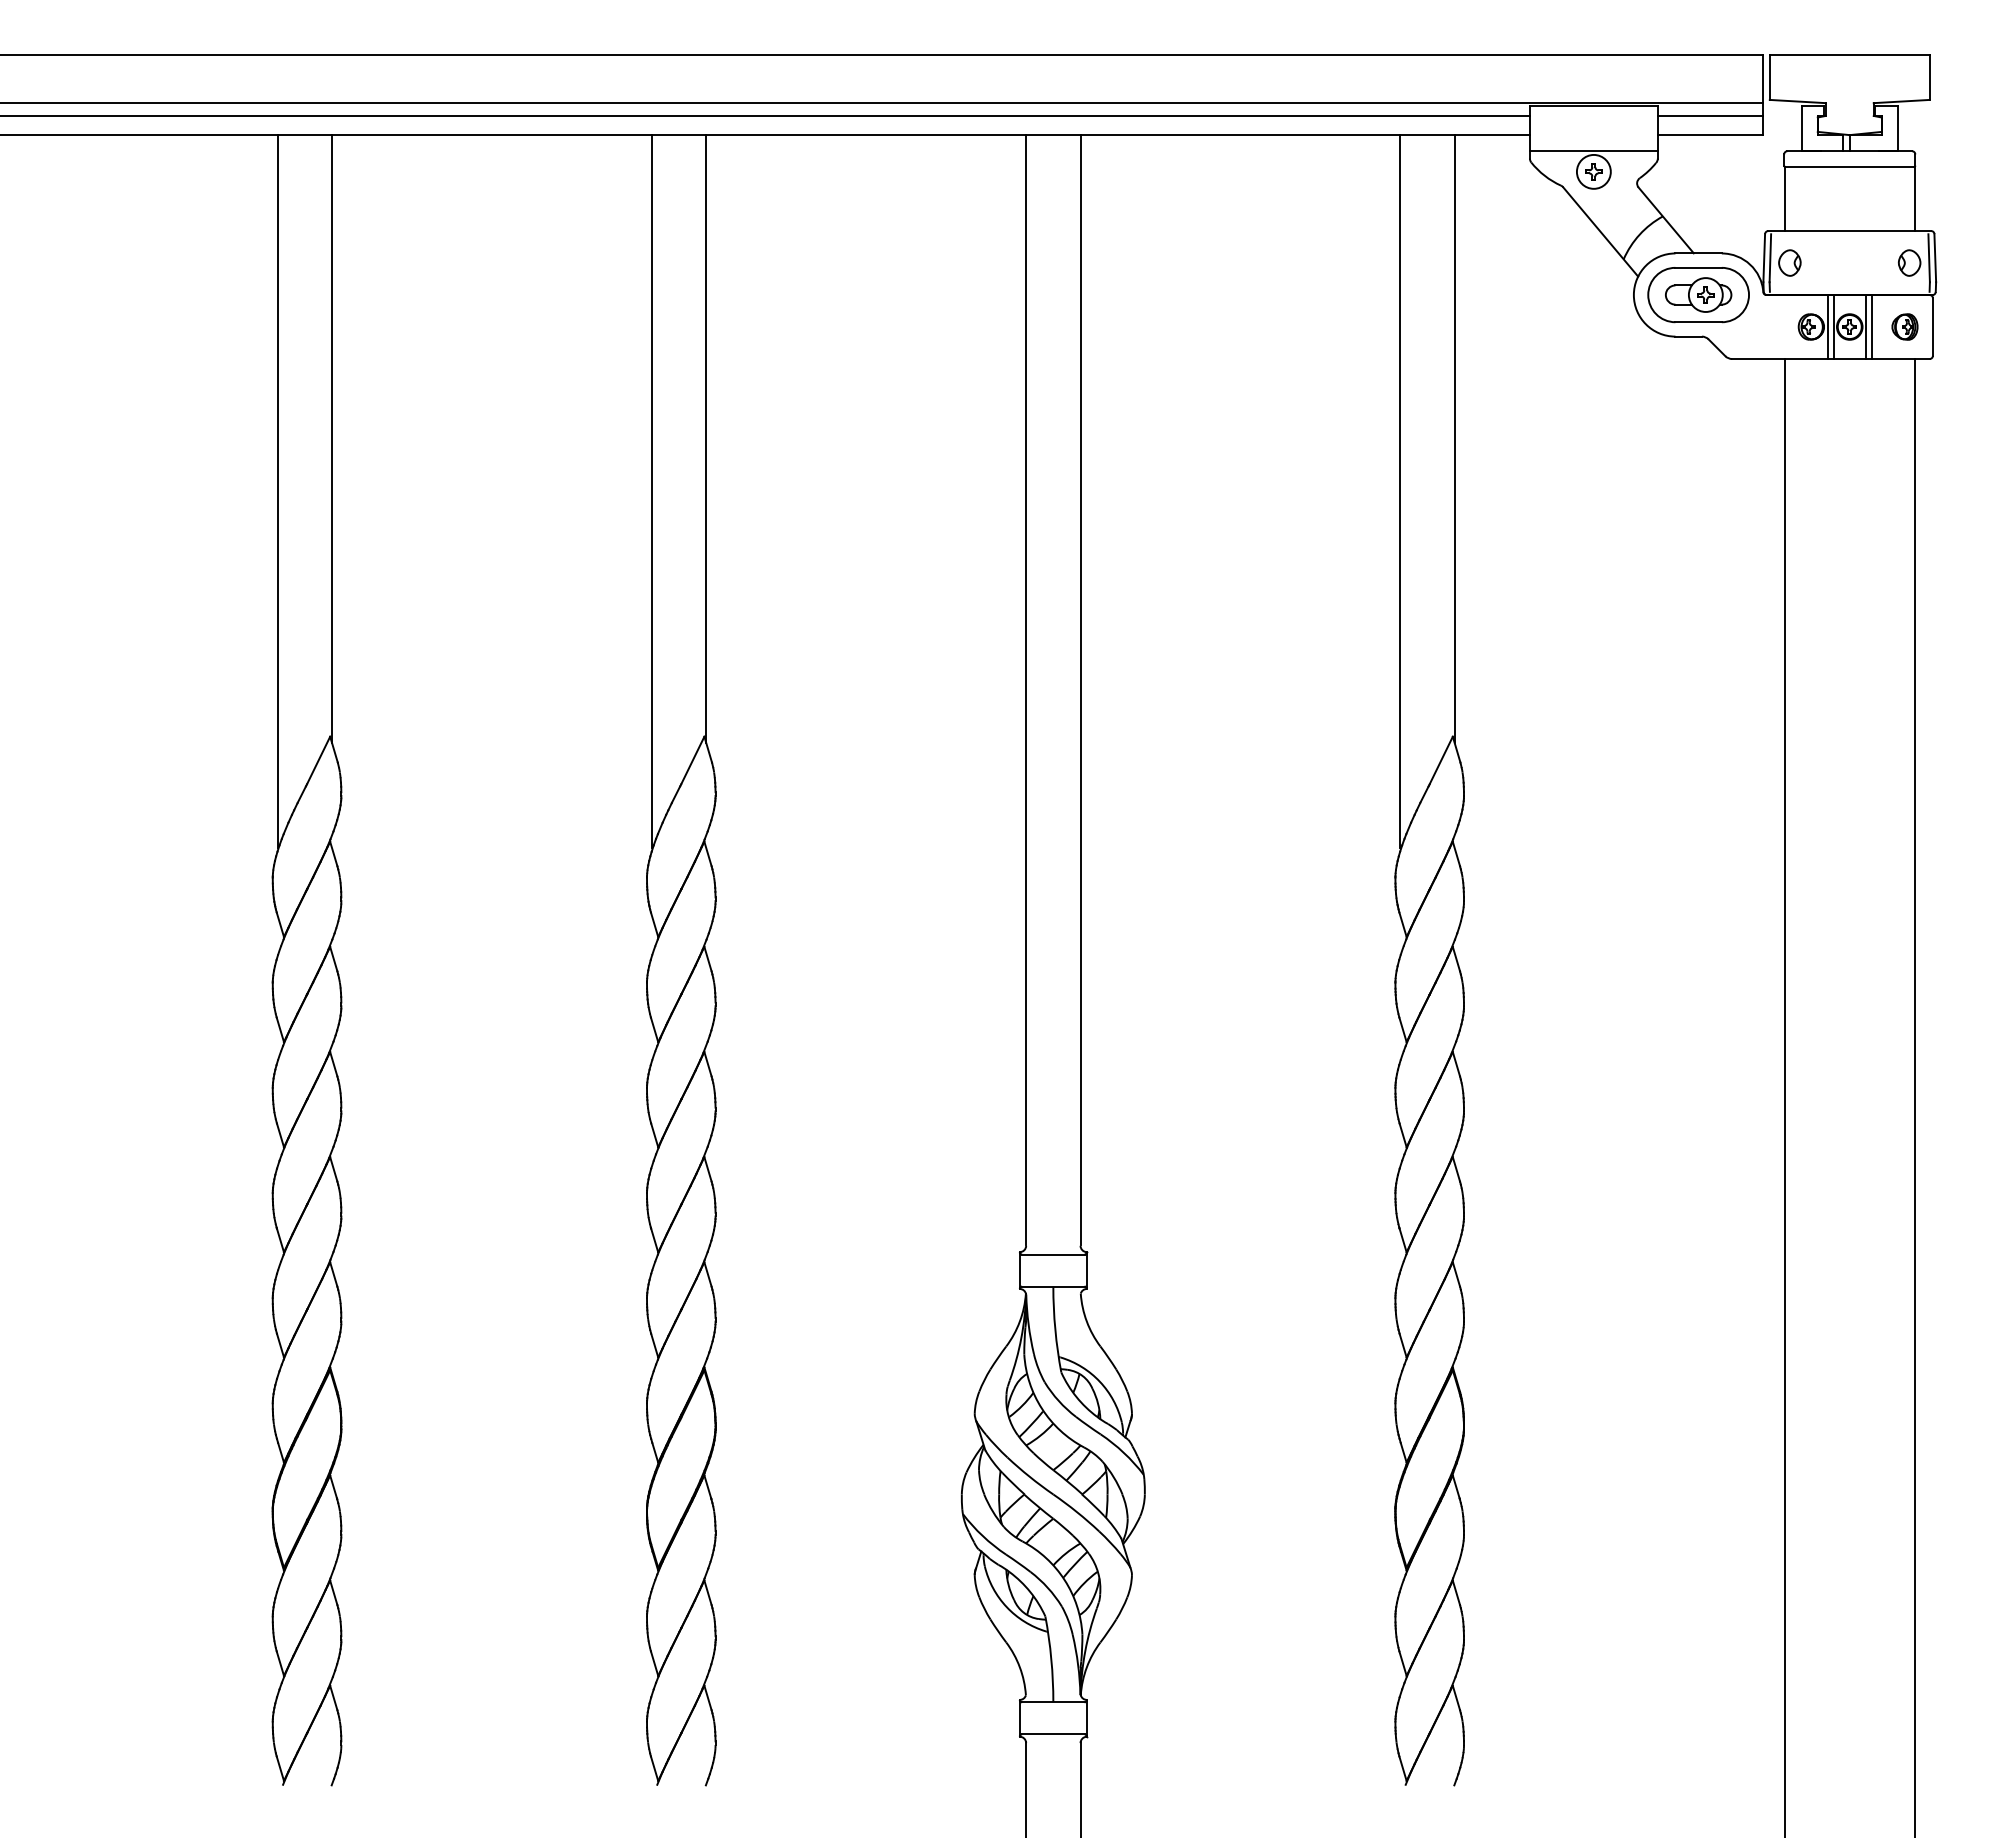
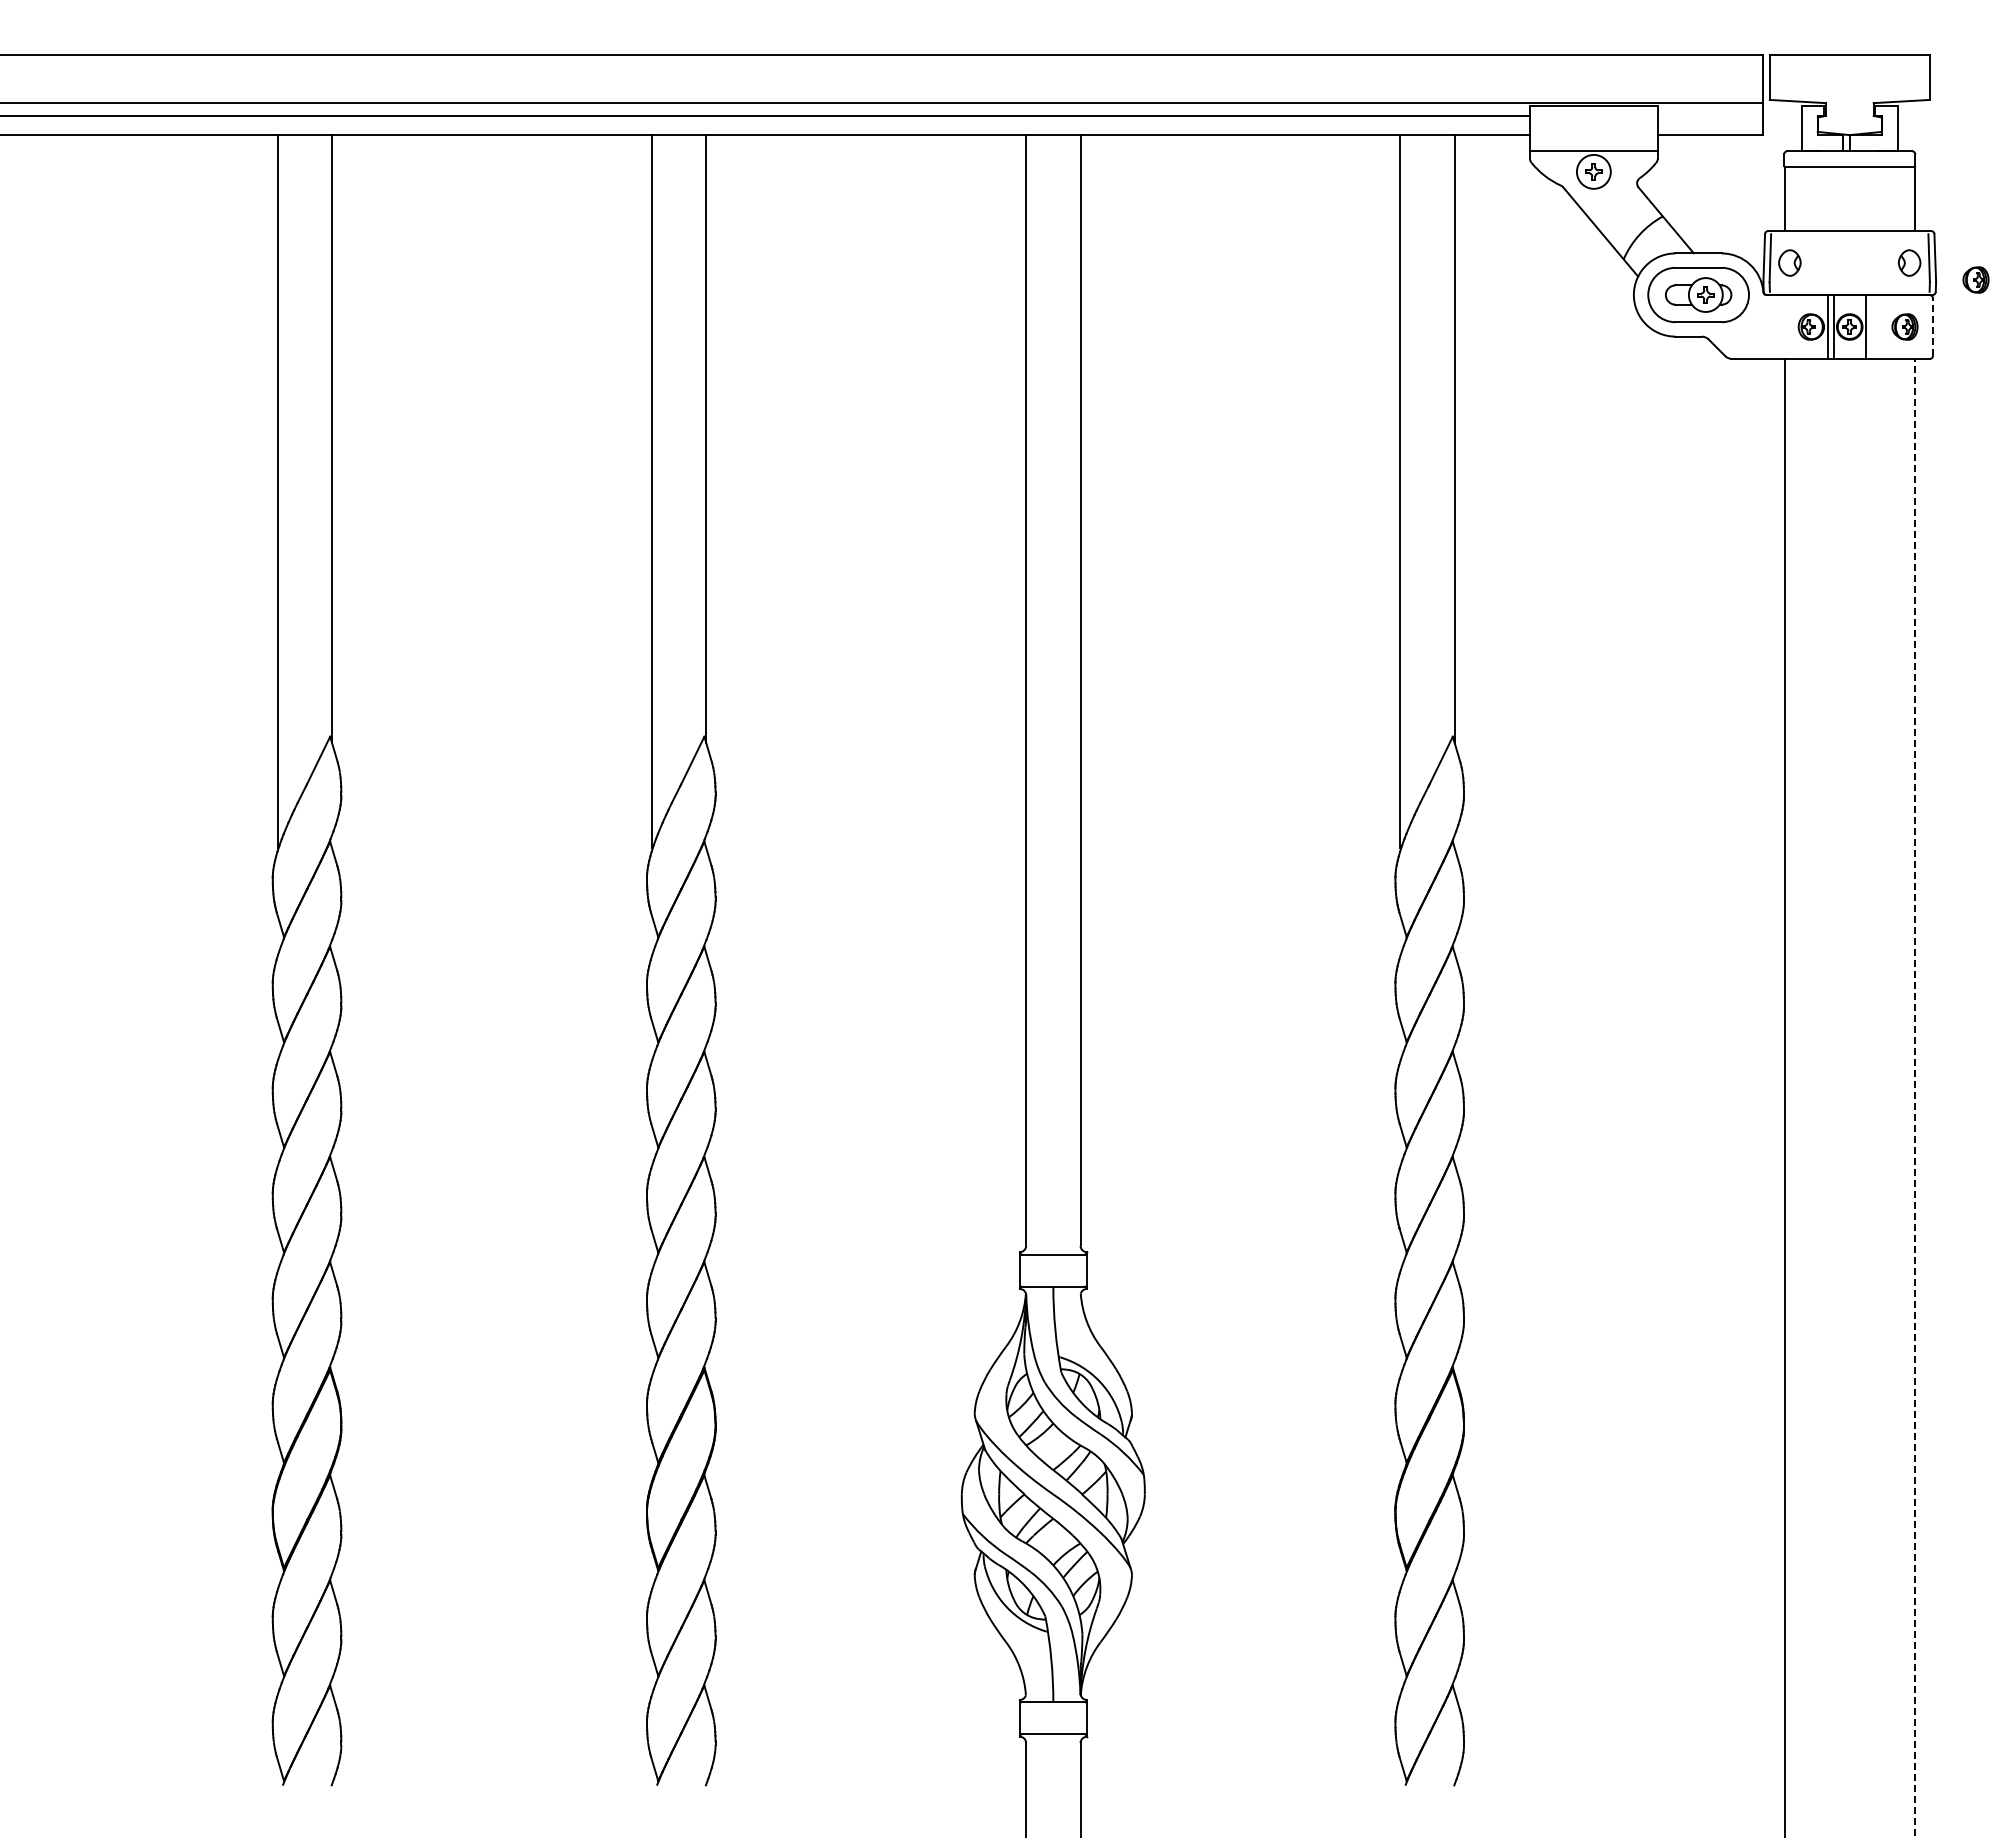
line: present -> none (1710, 115)
part: none -> present (1975, 279)
line: present -> none (1871, 327)
line: solid -> dashed (1932, 327)
line: solid -> dashed (1914, 1097)
